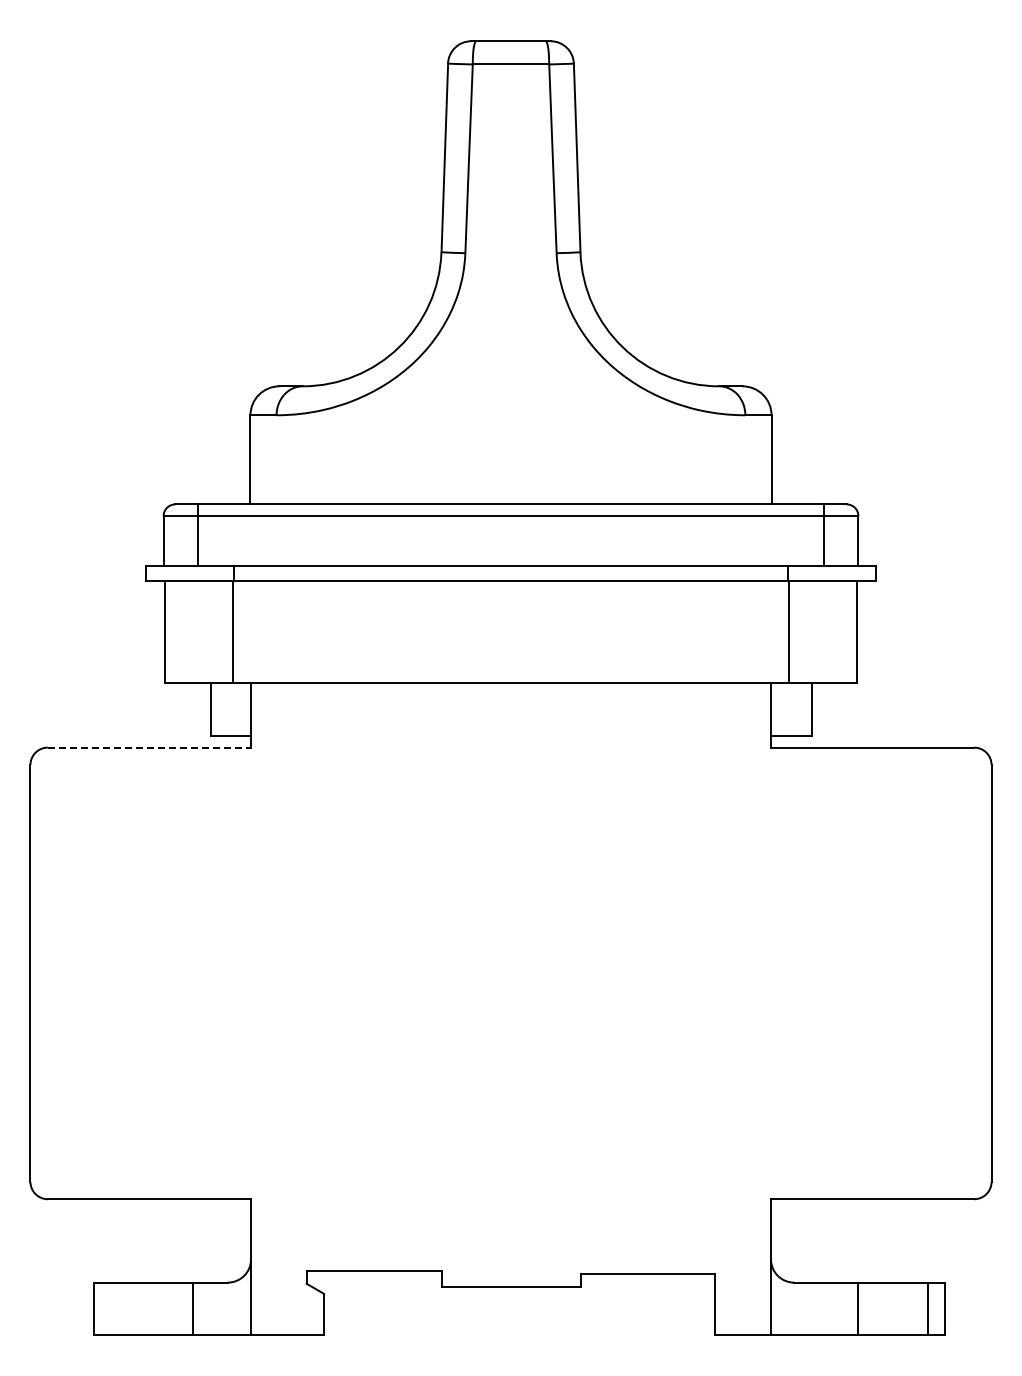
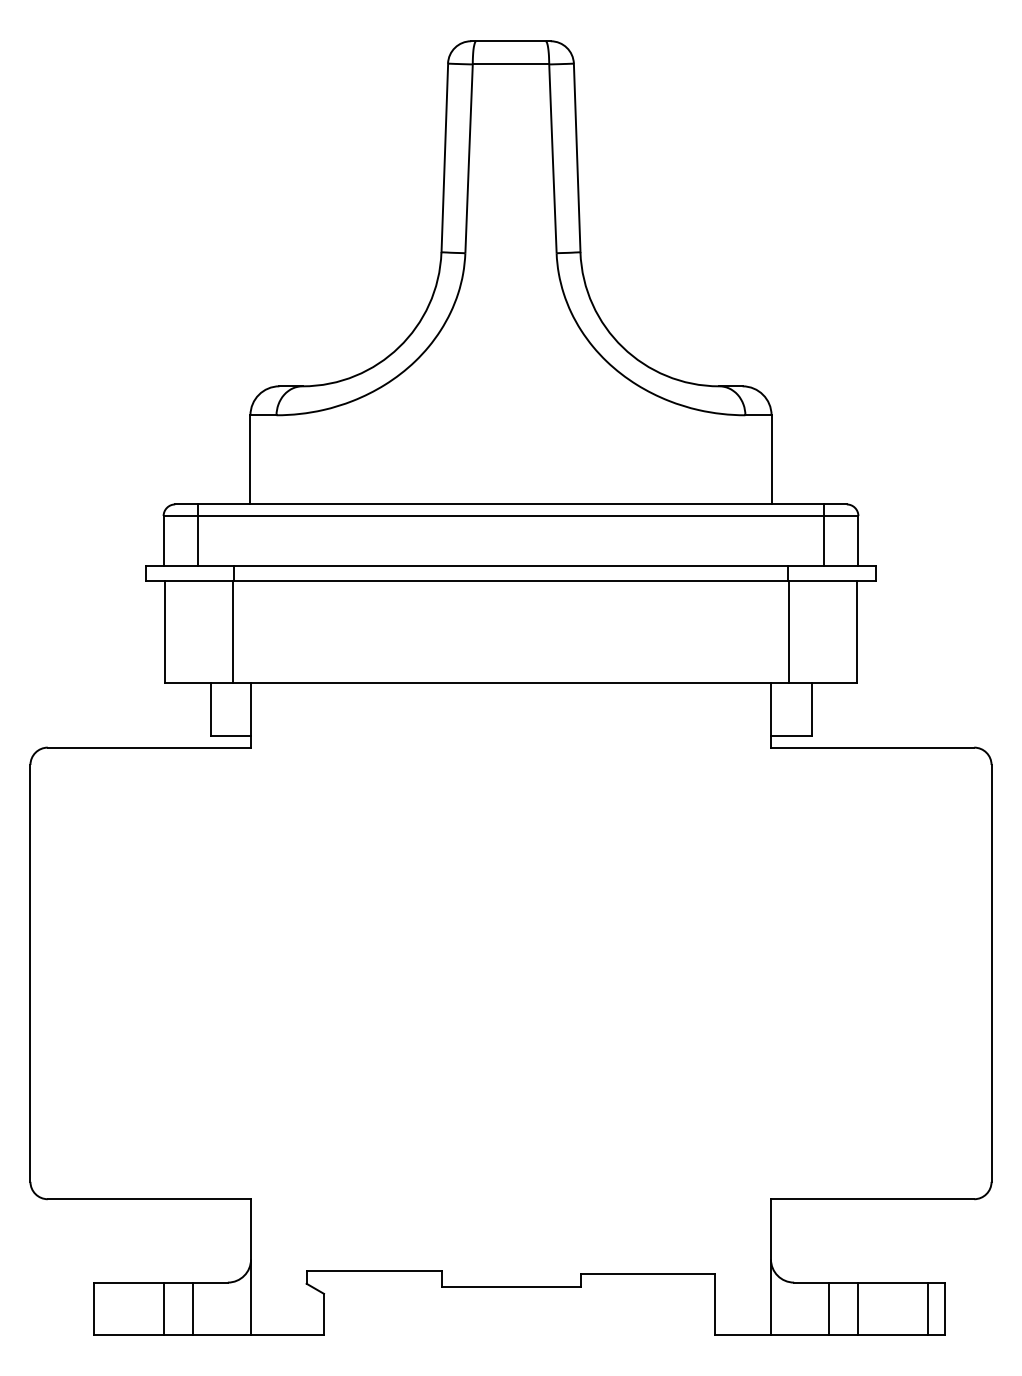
line: dashed -> solid (149, 747)
line: none -> present (163, 1308)
line: none -> present (828, 1308)
